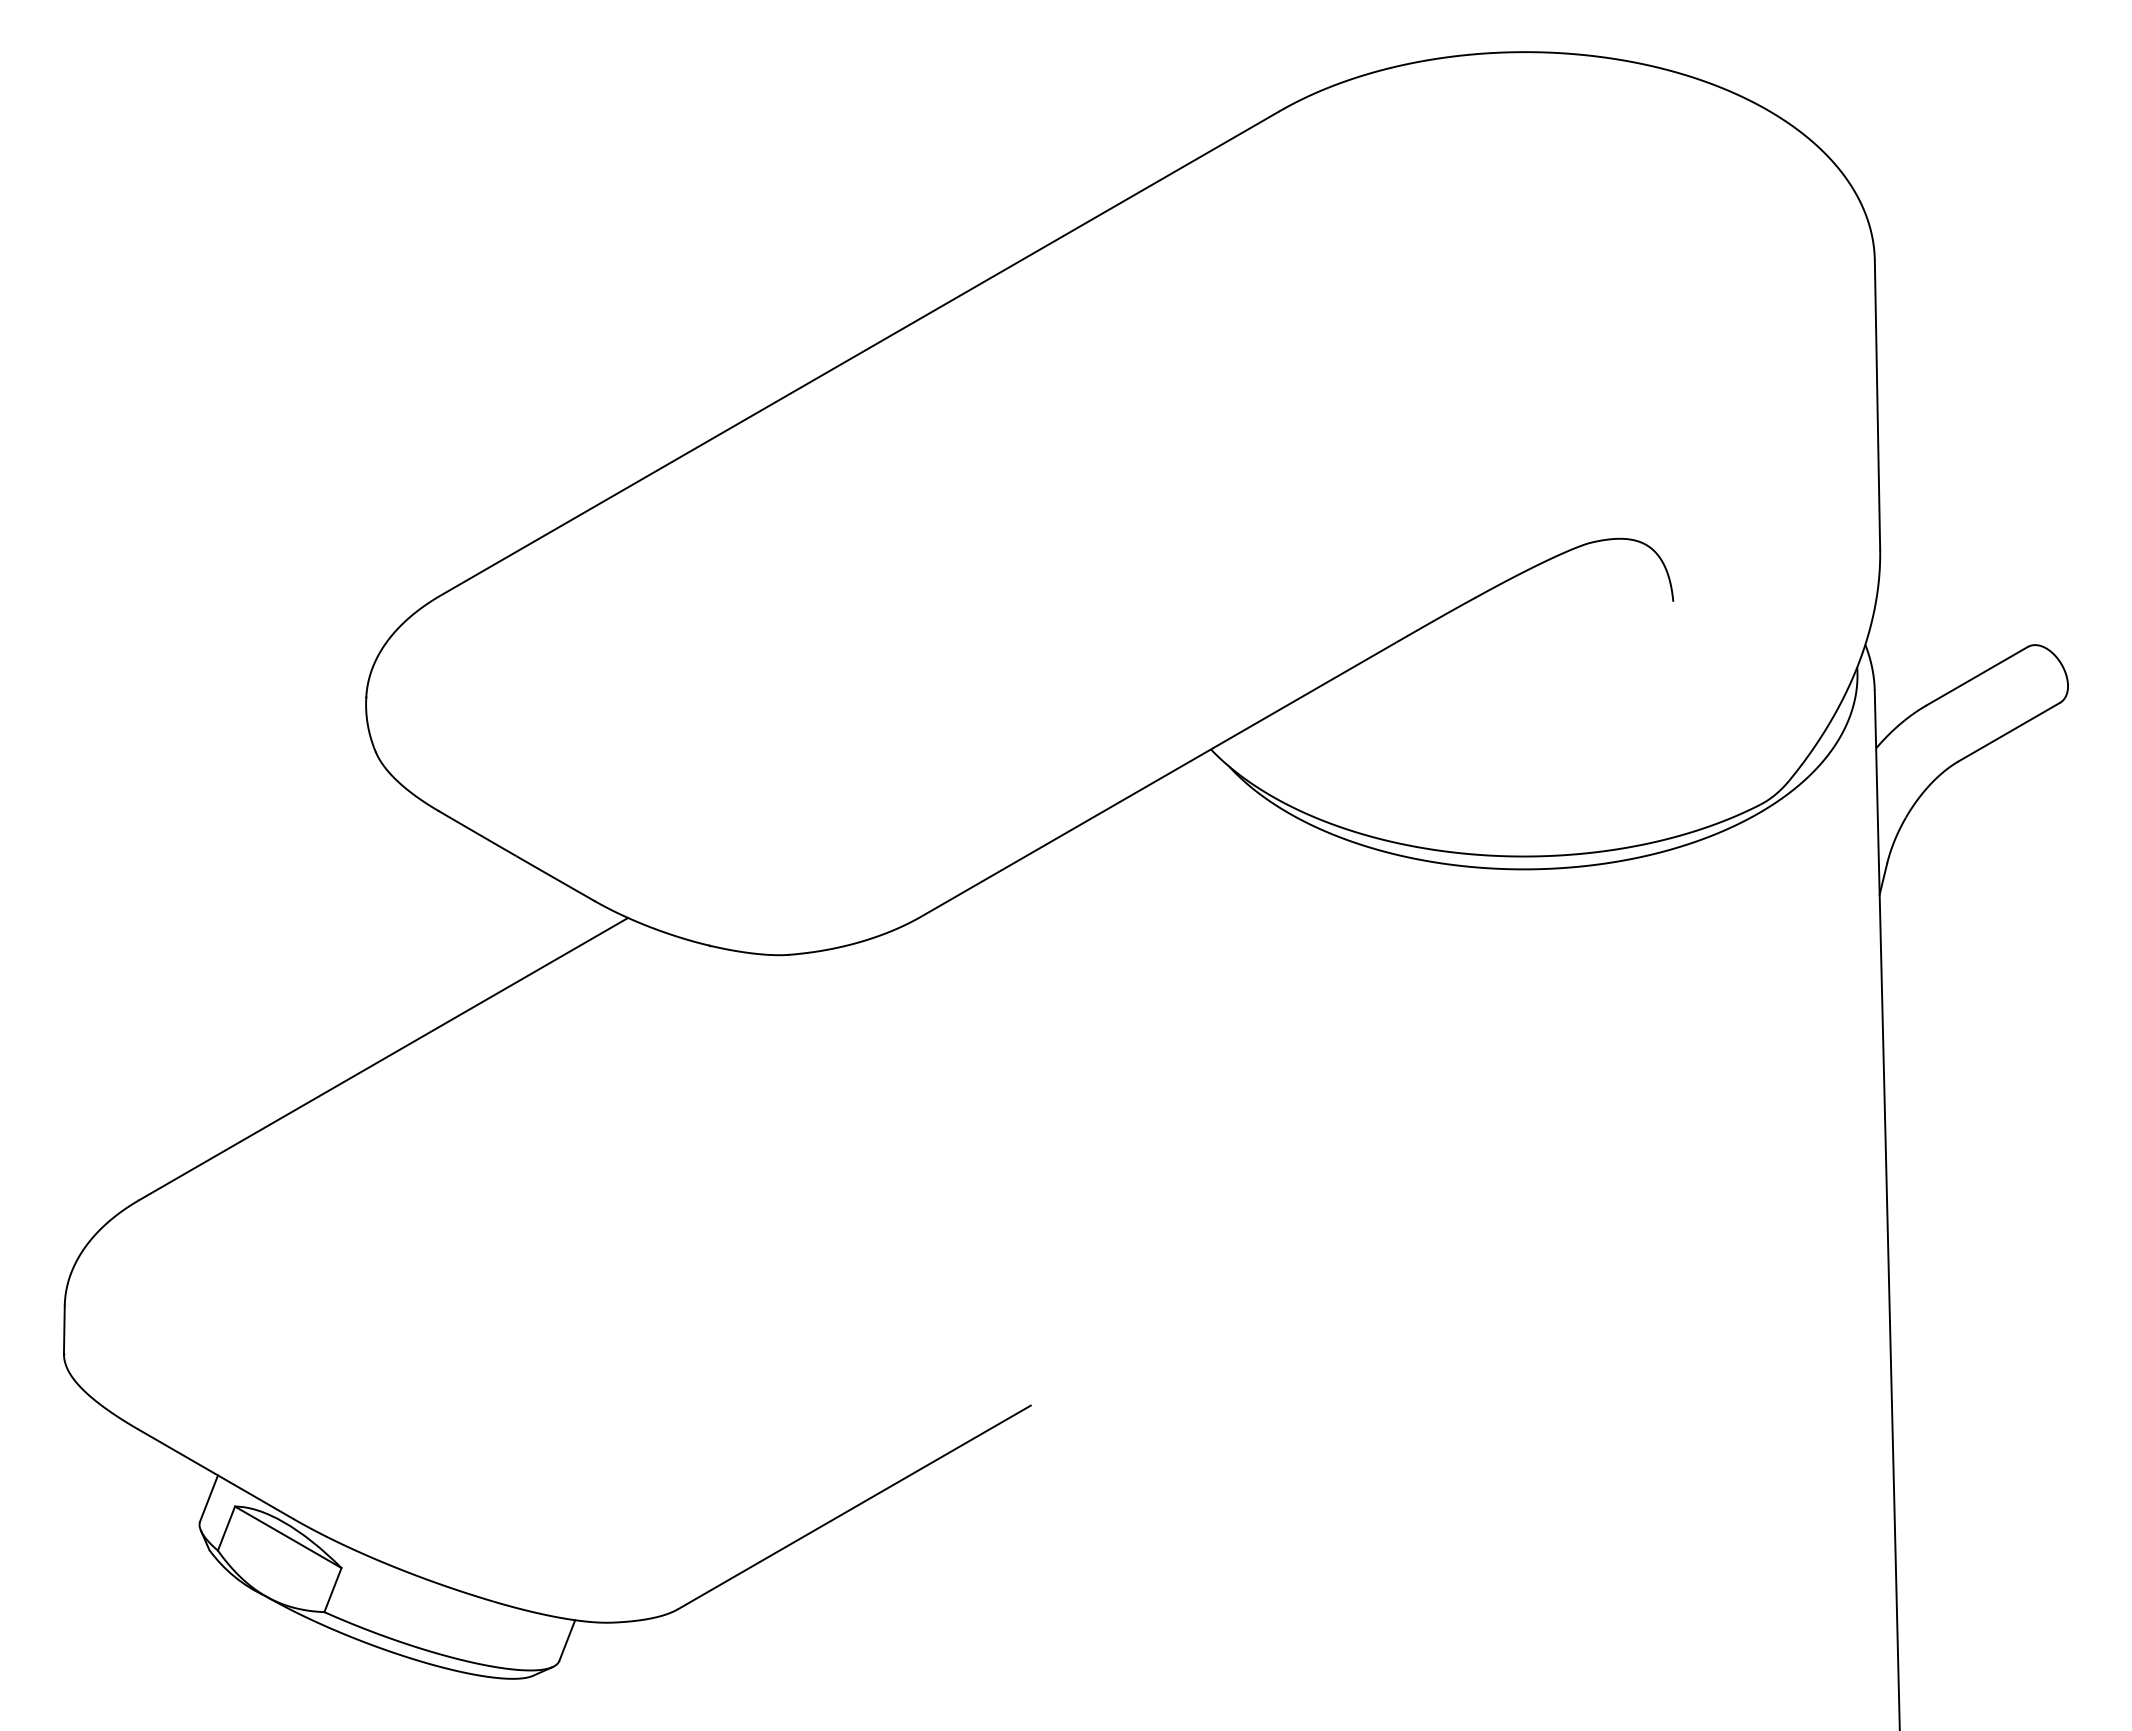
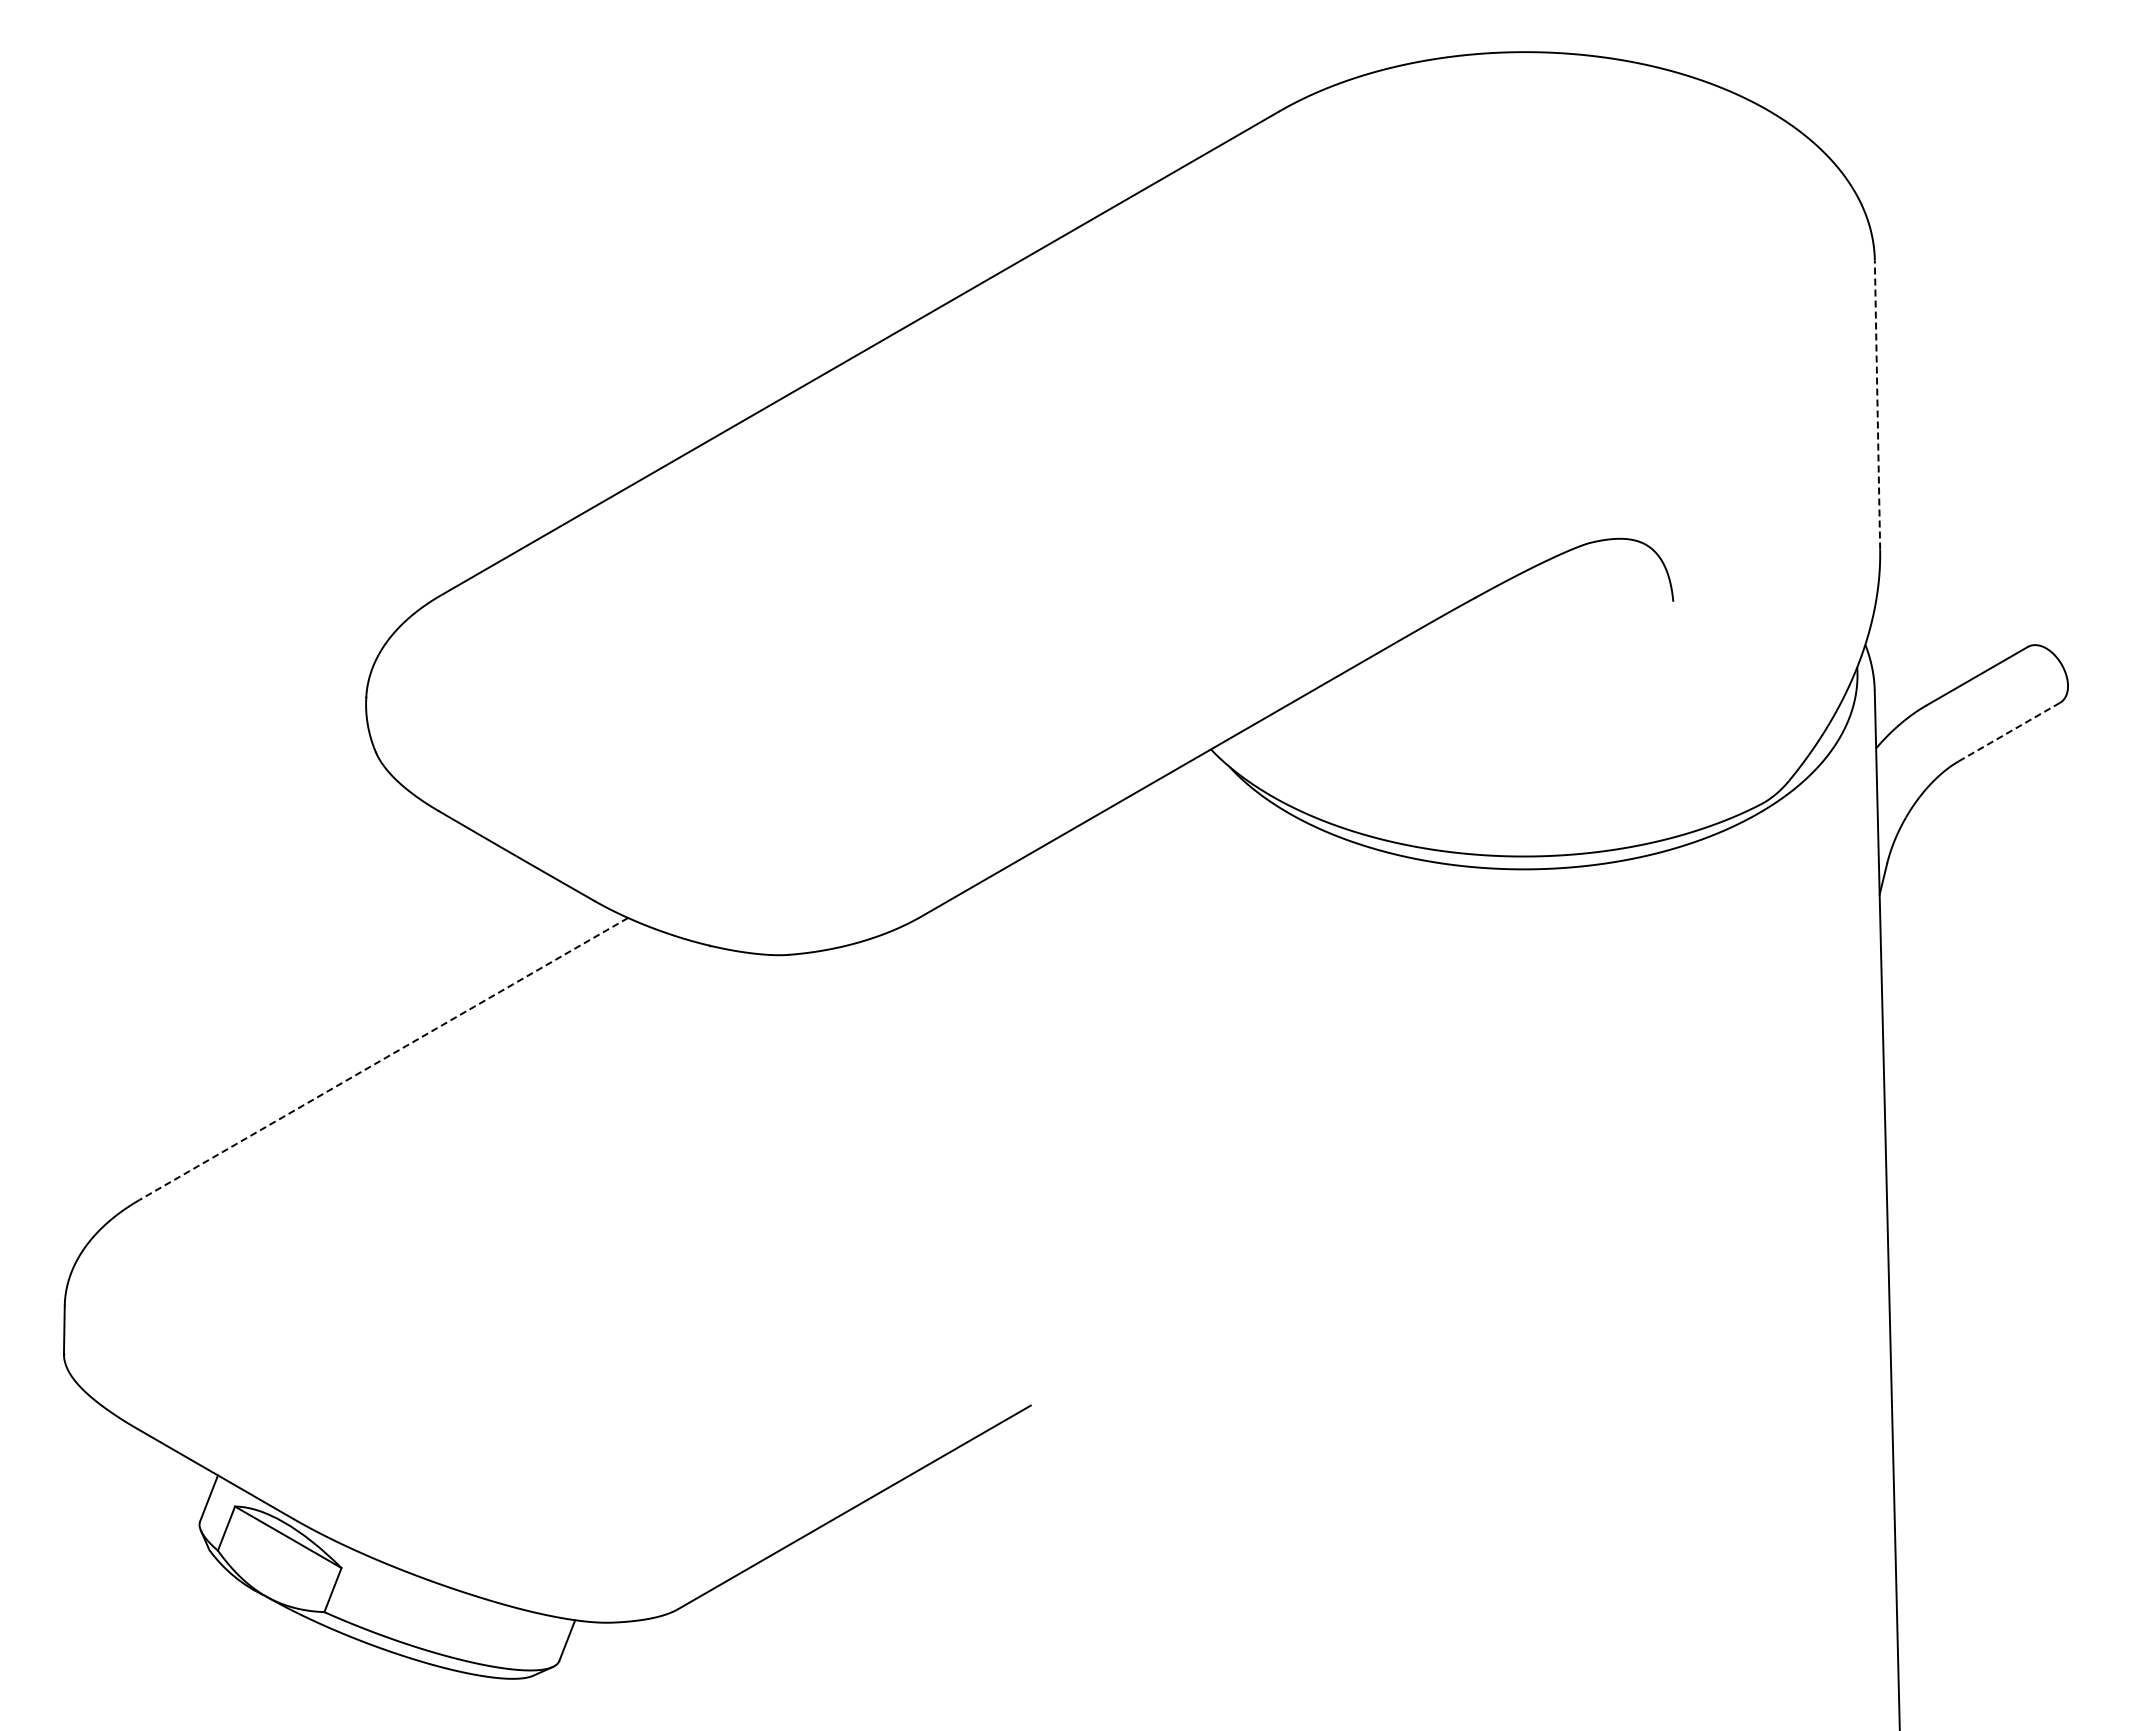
line: solid -> dashed (1877, 405)
line: solid -> dashed (2009, 732)
line: solid -> dashed (383, 1059)
